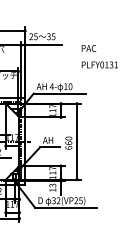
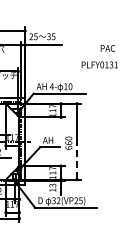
text position: (88, 48) -> (107, 48) (107, 48)
line: solid -> dashed (77, 160)
